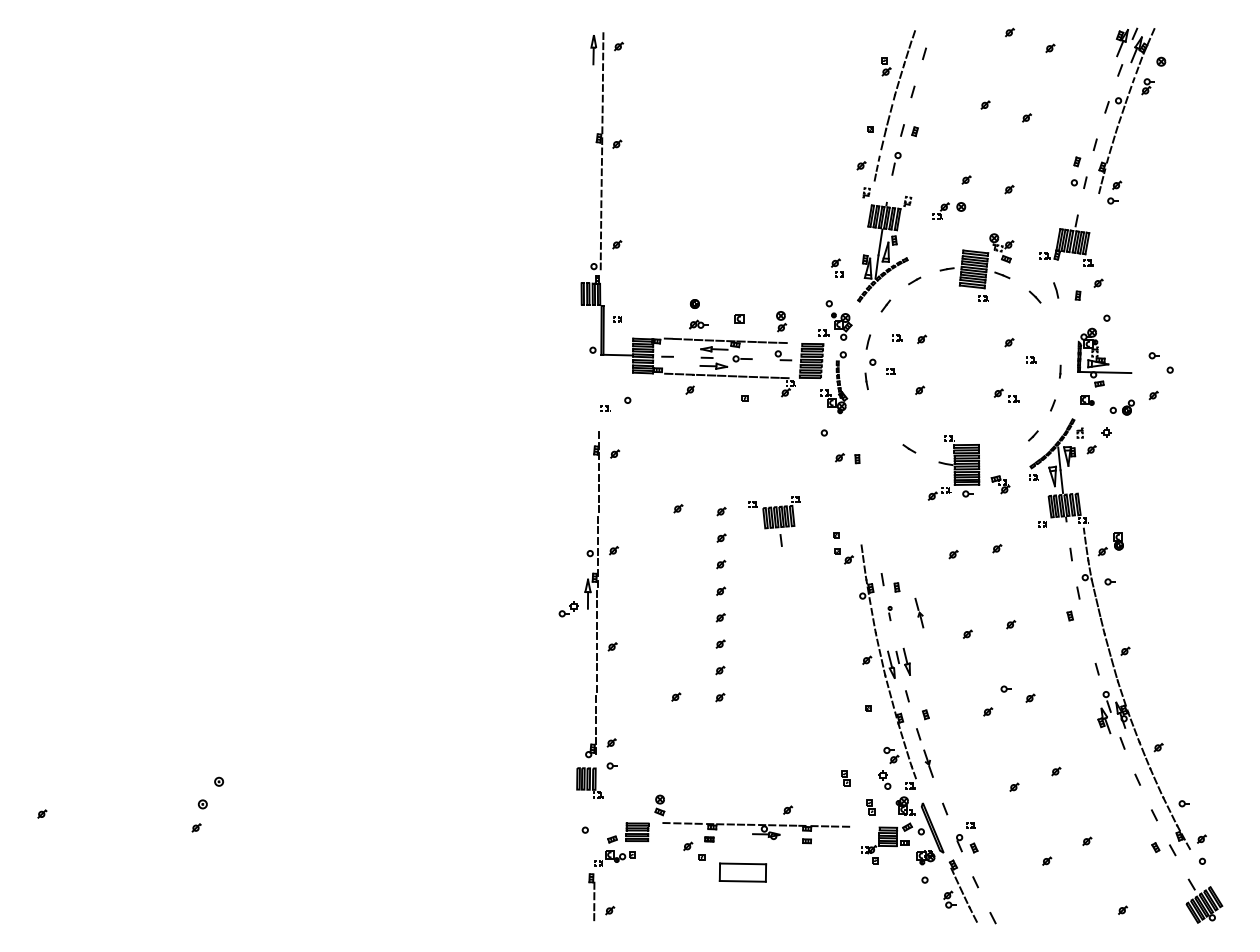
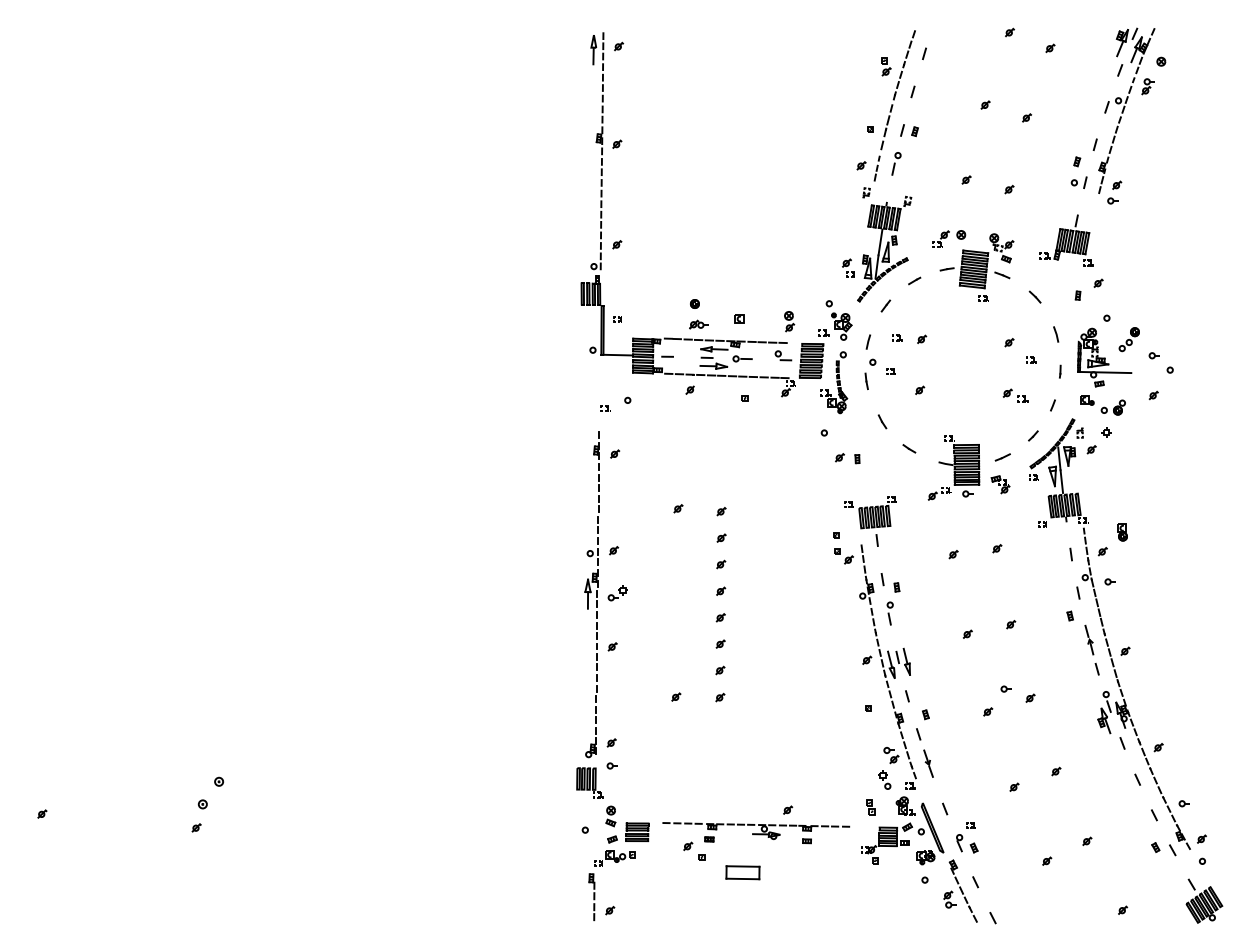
part position: (949, 210) -> (949, 238) (949, 238)
part position: (837, 267) -> (848, 267) (848, 267)
line position: (1056, 290) -> (1056, 334) (1056, 334)
part position: (781, 321) -> (789, 321) (789, 321)
part: none -> present (1128, 339)
part position: (1006, 395) -> (1015, 395) (1015, 395)
part position: (1121, 407) -> (1112, 407) (1112, 407)
line: none -> present (882, 421)
line: none -> present (1002, 457)
part position: (774, 521) -> (870, 521) (870, 521)
part position: (1118, 541) -> (1122, 532) (1122, 532)
part position: (568, 609) -> (617, 593) (617, 593)
part position: (919, 612) -> (1089, 639) (1089, 639)
part size: 6x16 px -> 8x25 px (889, 613)
part: present -> none (845, 778)
part position: (659, 805) -> (610, 816) (610, 816)
part size: 50x21 px -> 36x16 px (742, 872)
